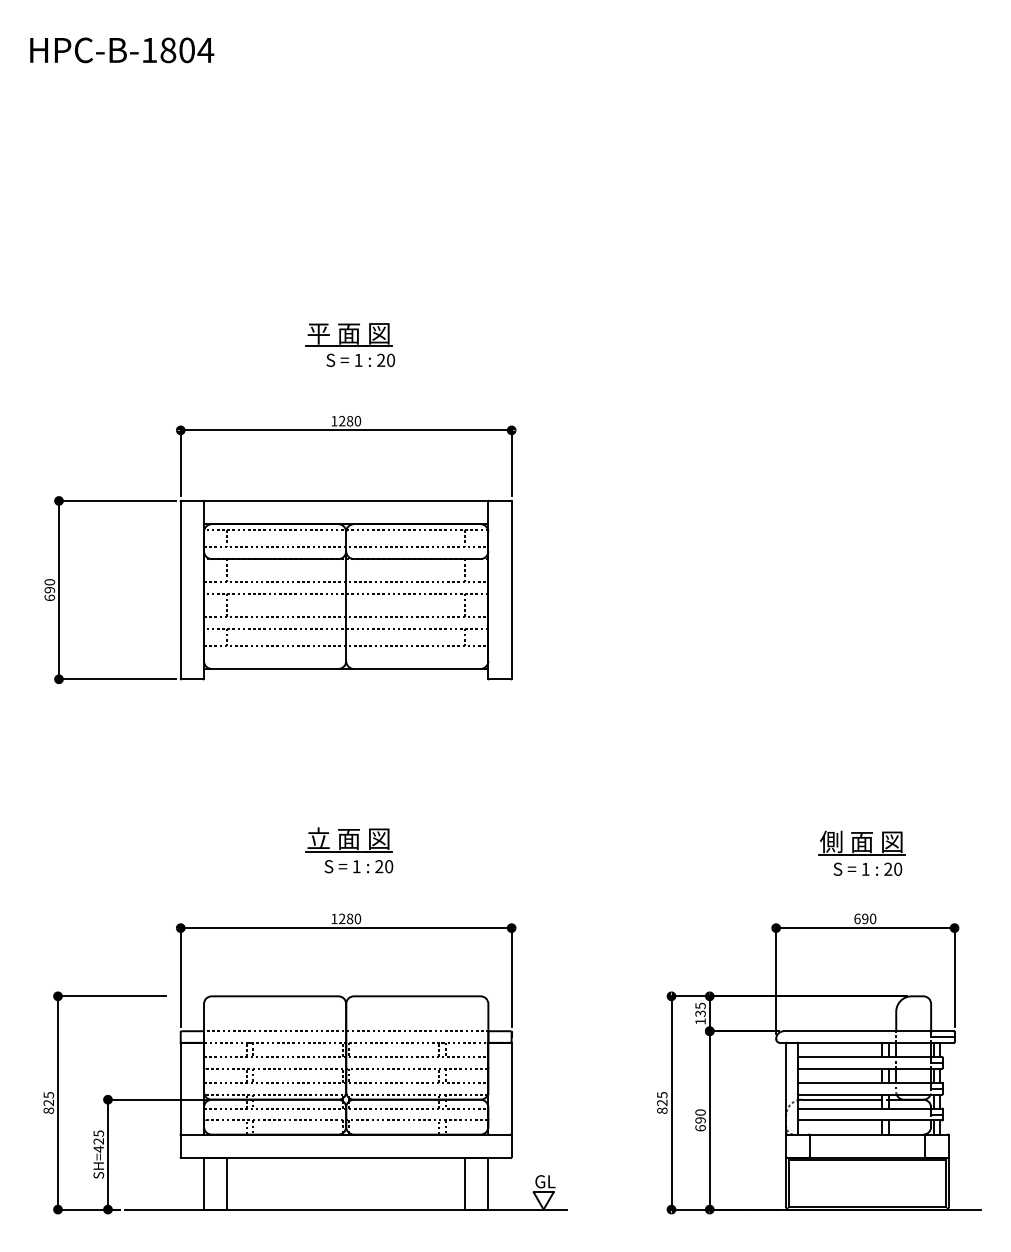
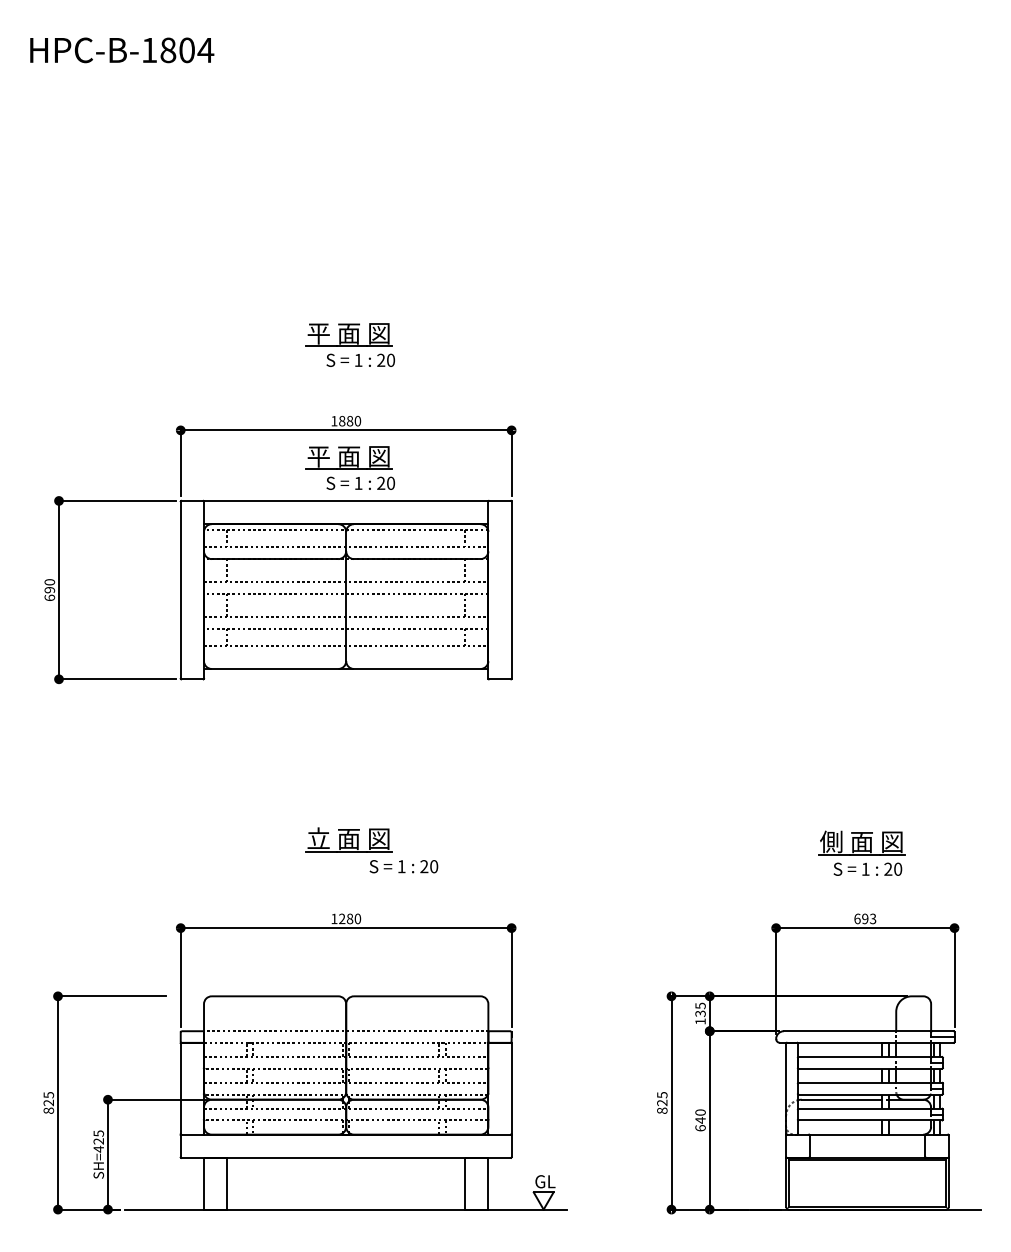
text: 1280 -> 1880 (342, 421)
part: none -> present (349, 467)
text position: (358, 866) -> (403, 866) (403, 866)
text: 690 -> 693 (872, 918)
text: 690 -> 640 (700, 1120)
